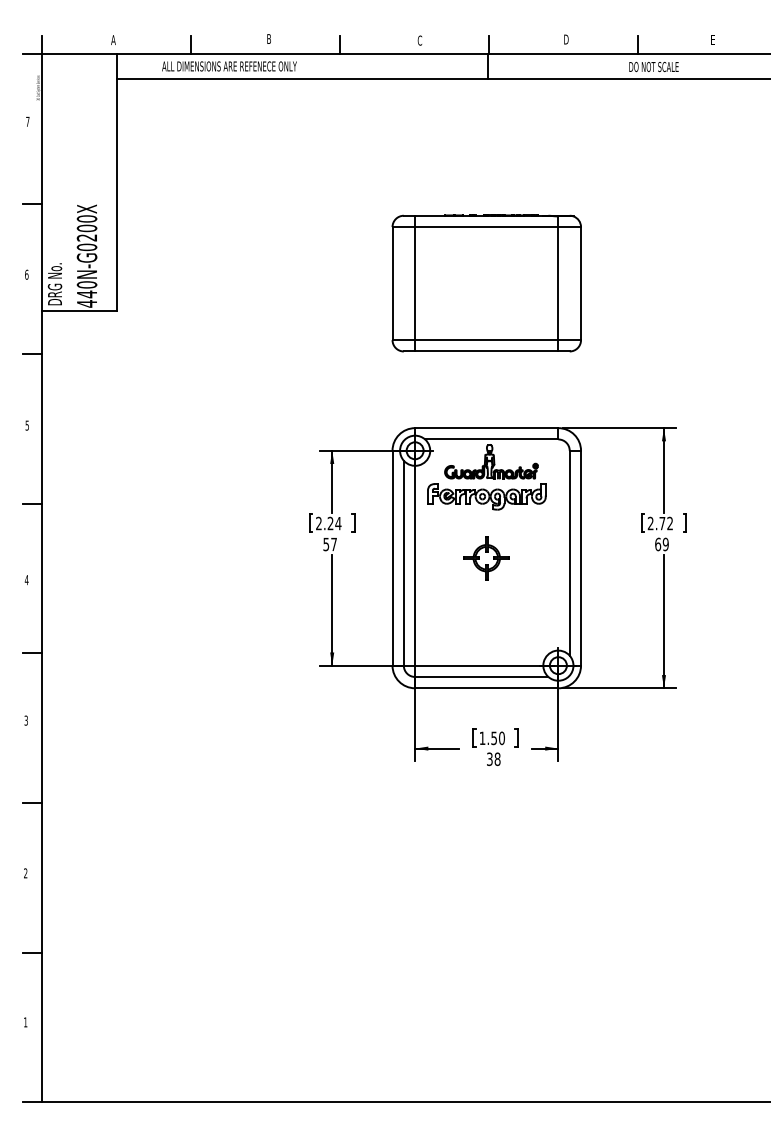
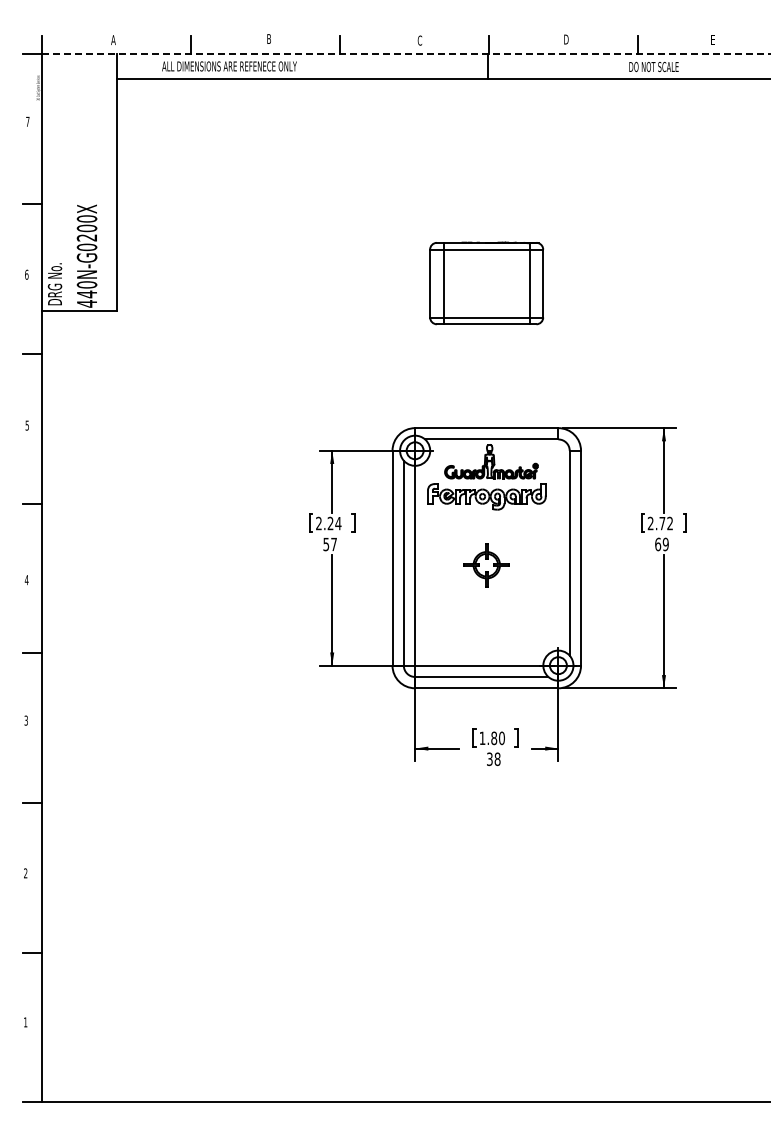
line: solid -> dashed (406, 54)
part size: 191x139 px -> 116x85 px (486, 283)
part position: (486, 558) -> (486, 565) (486, 565)
text: 1.50 -> 1.80 (494, 738)
